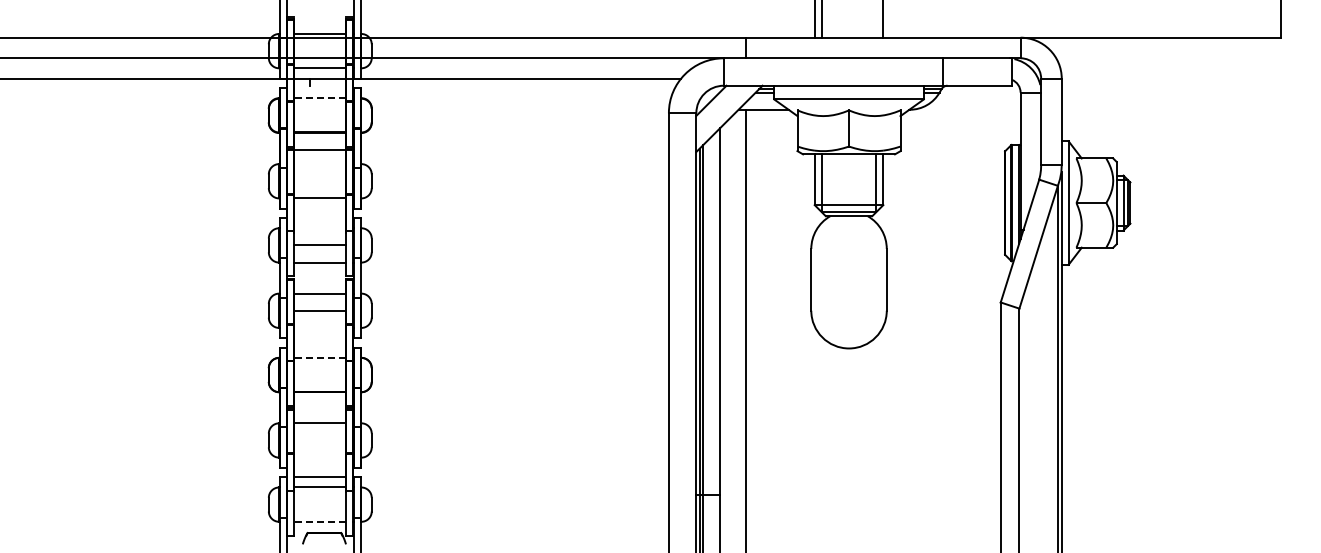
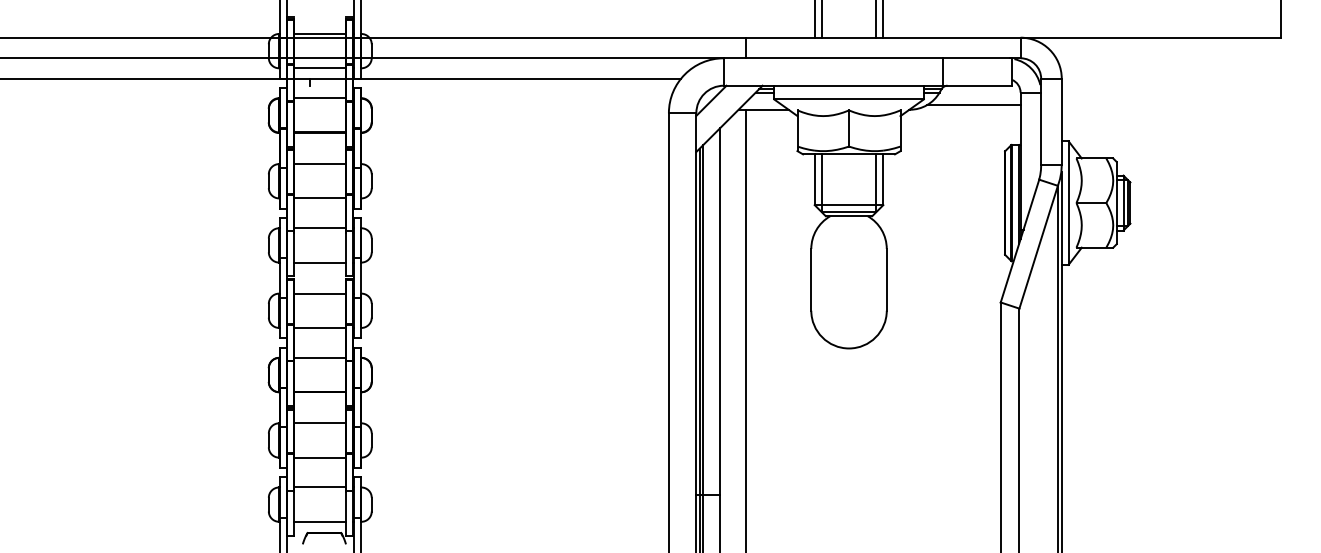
line: none -> present (876, 19)
line: dashed -> solid (319, 98)
line: none -> present (973, 104)
line position: (320, 150) -> (320, 164) (320, 164)
line position: (320, 245) -> (320, 228) (320, 228)
line position: (320, 310) -> (320, 327) (320, 327)
line: dashed -> solid (319, 357)
line position: (320, 476) -> (320, 457) (320, 457)
line: dashed -> solid (319, 521)
